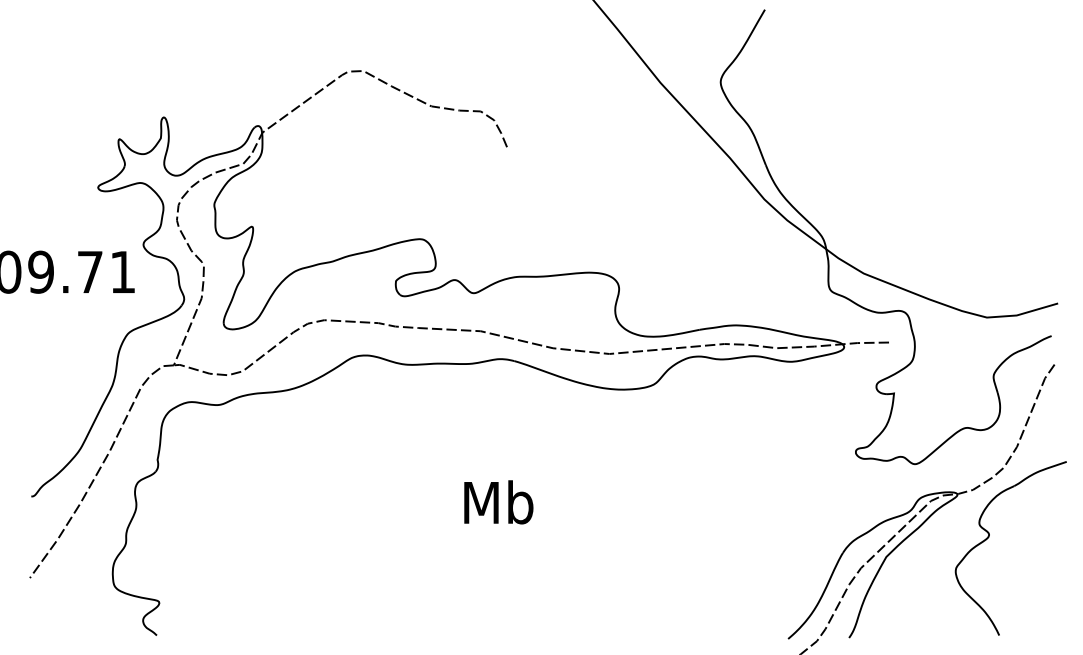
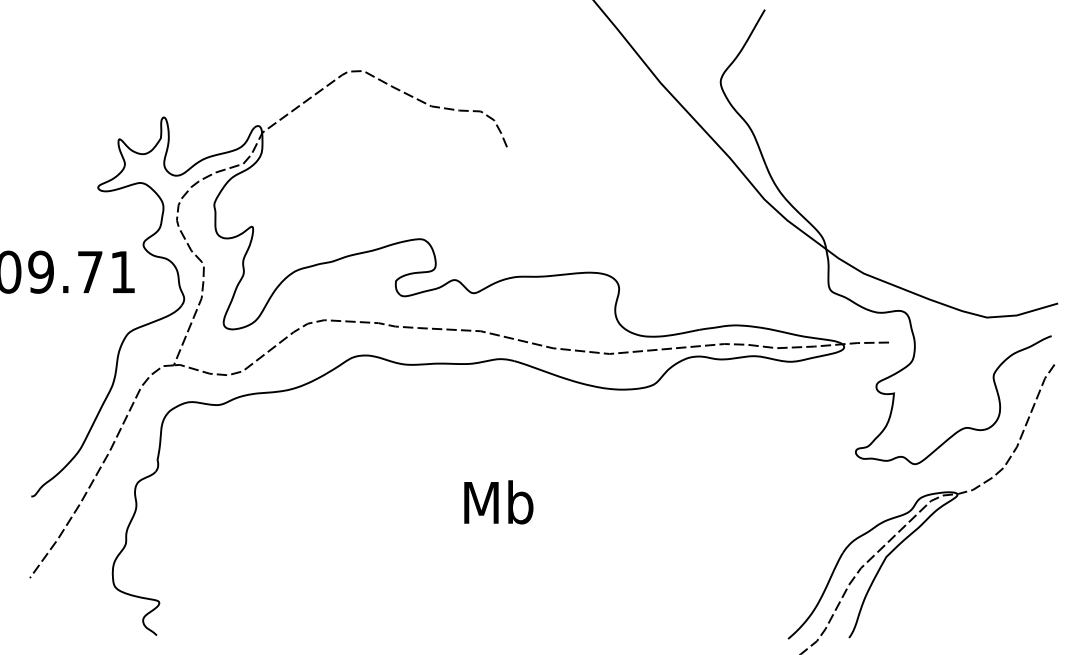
part: present -> none (989, 537)
